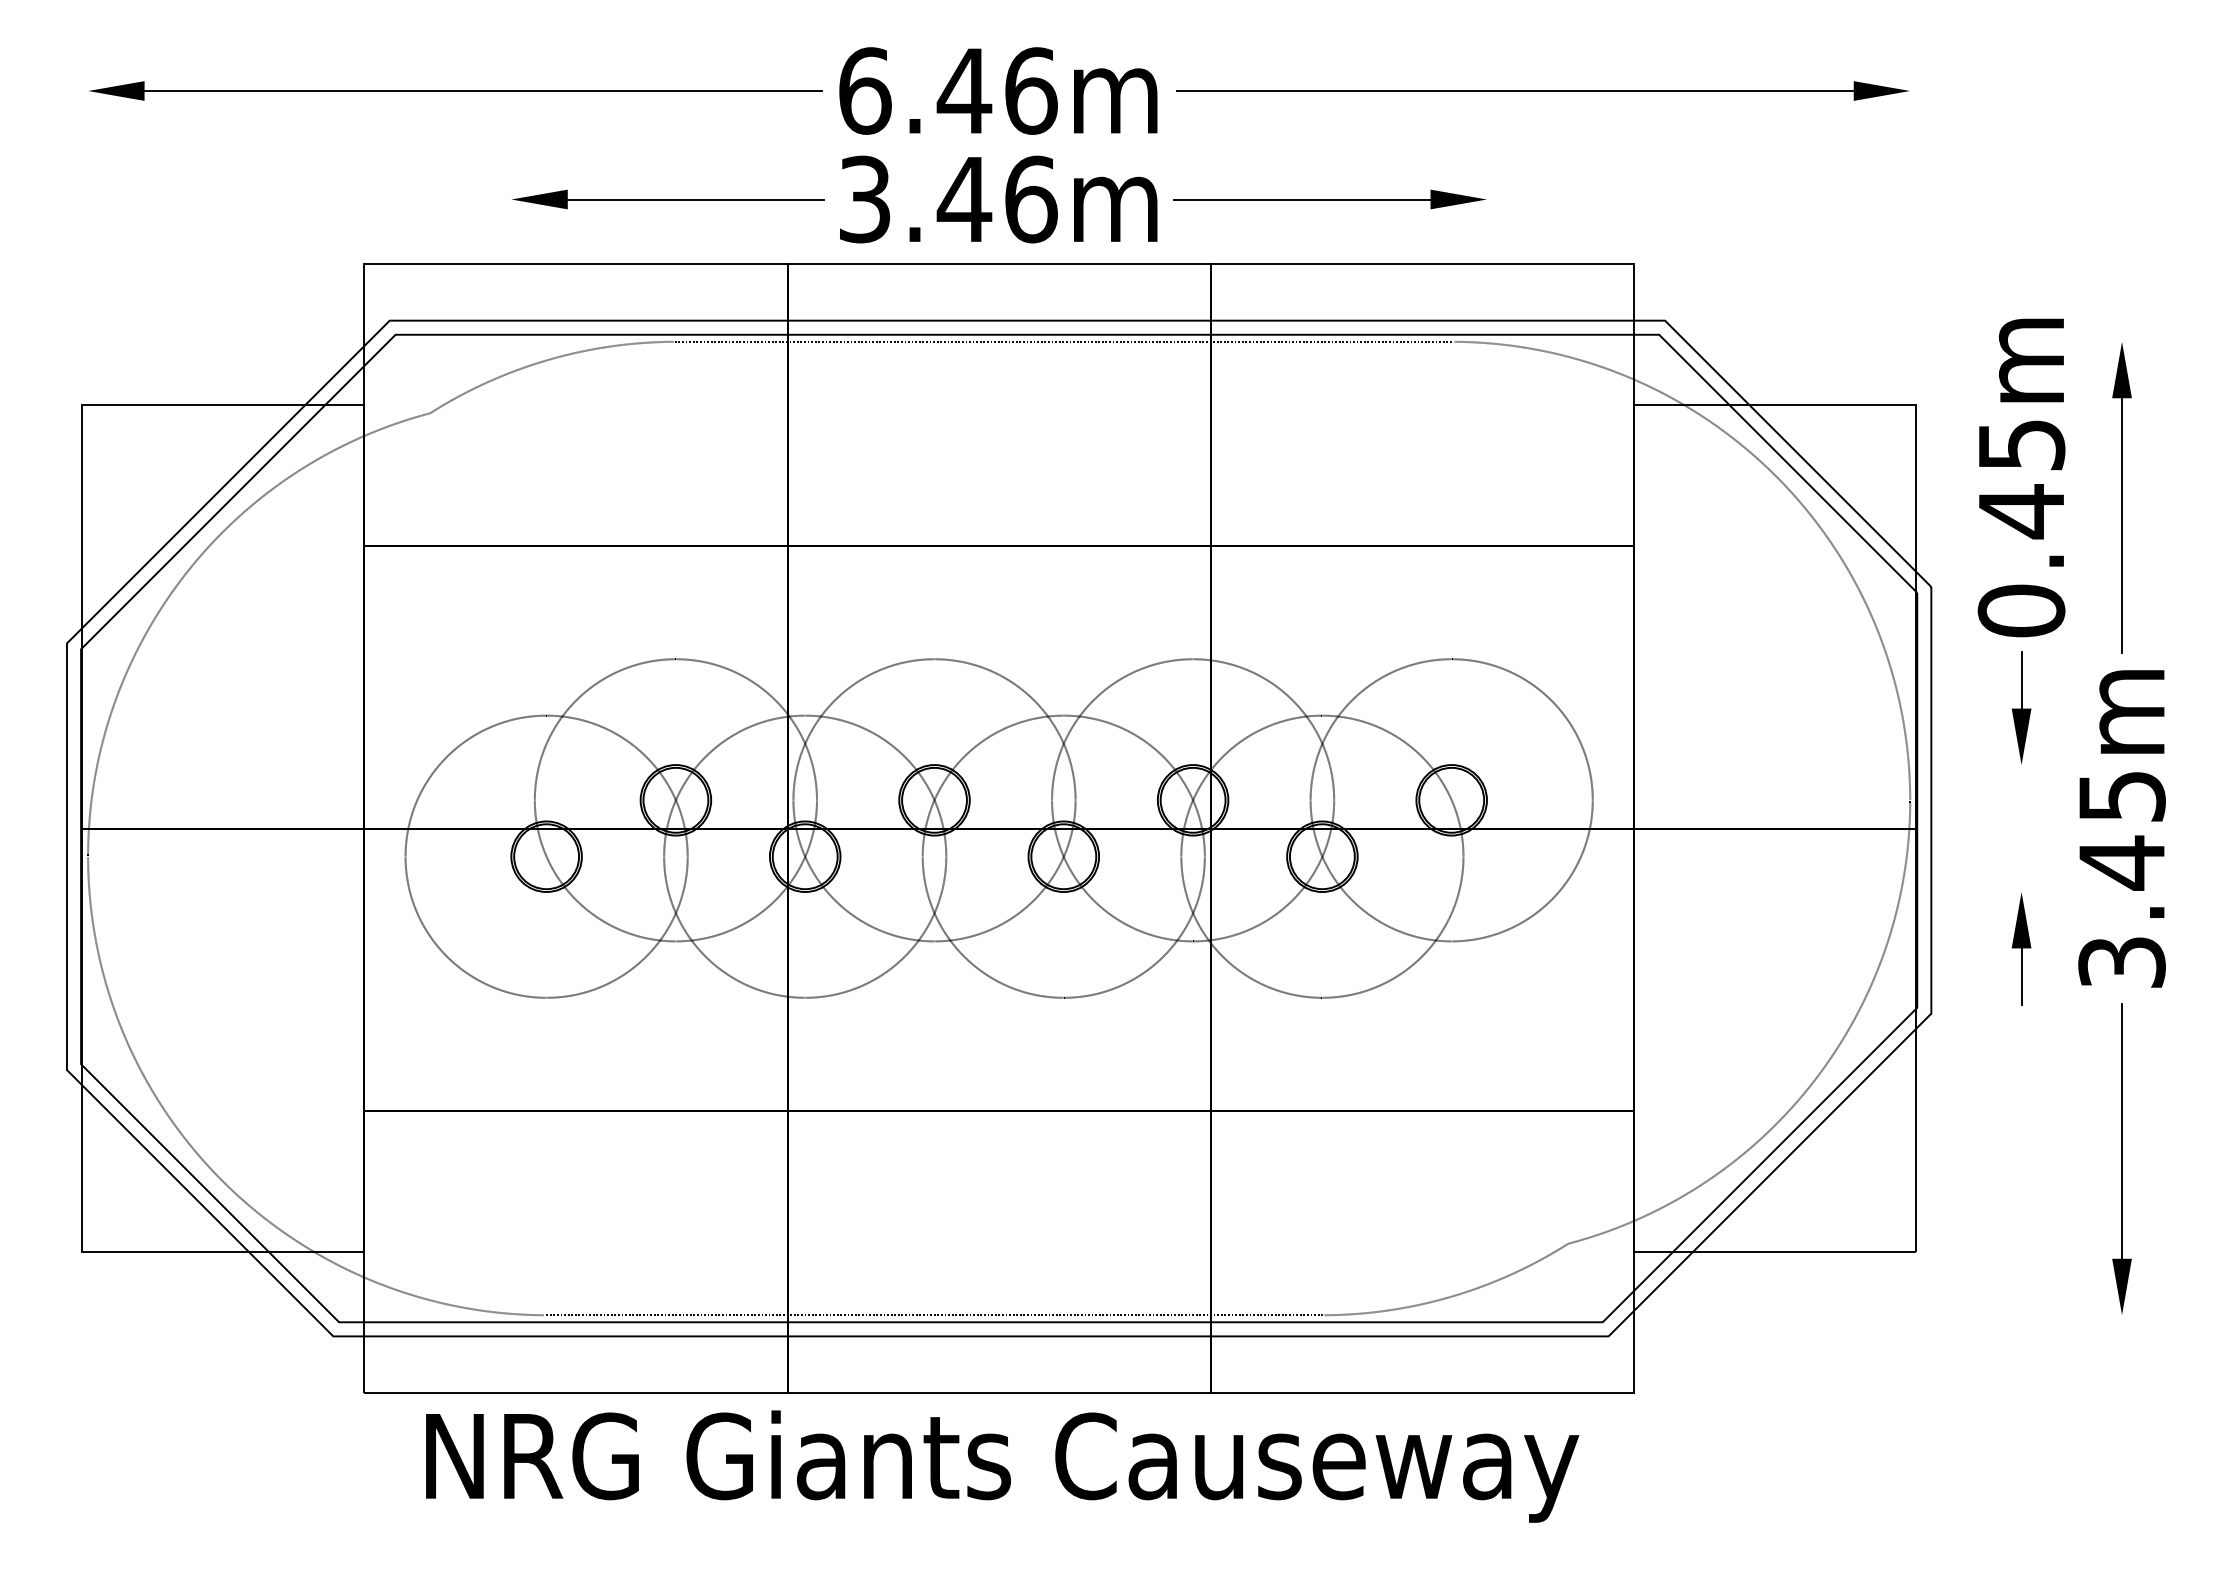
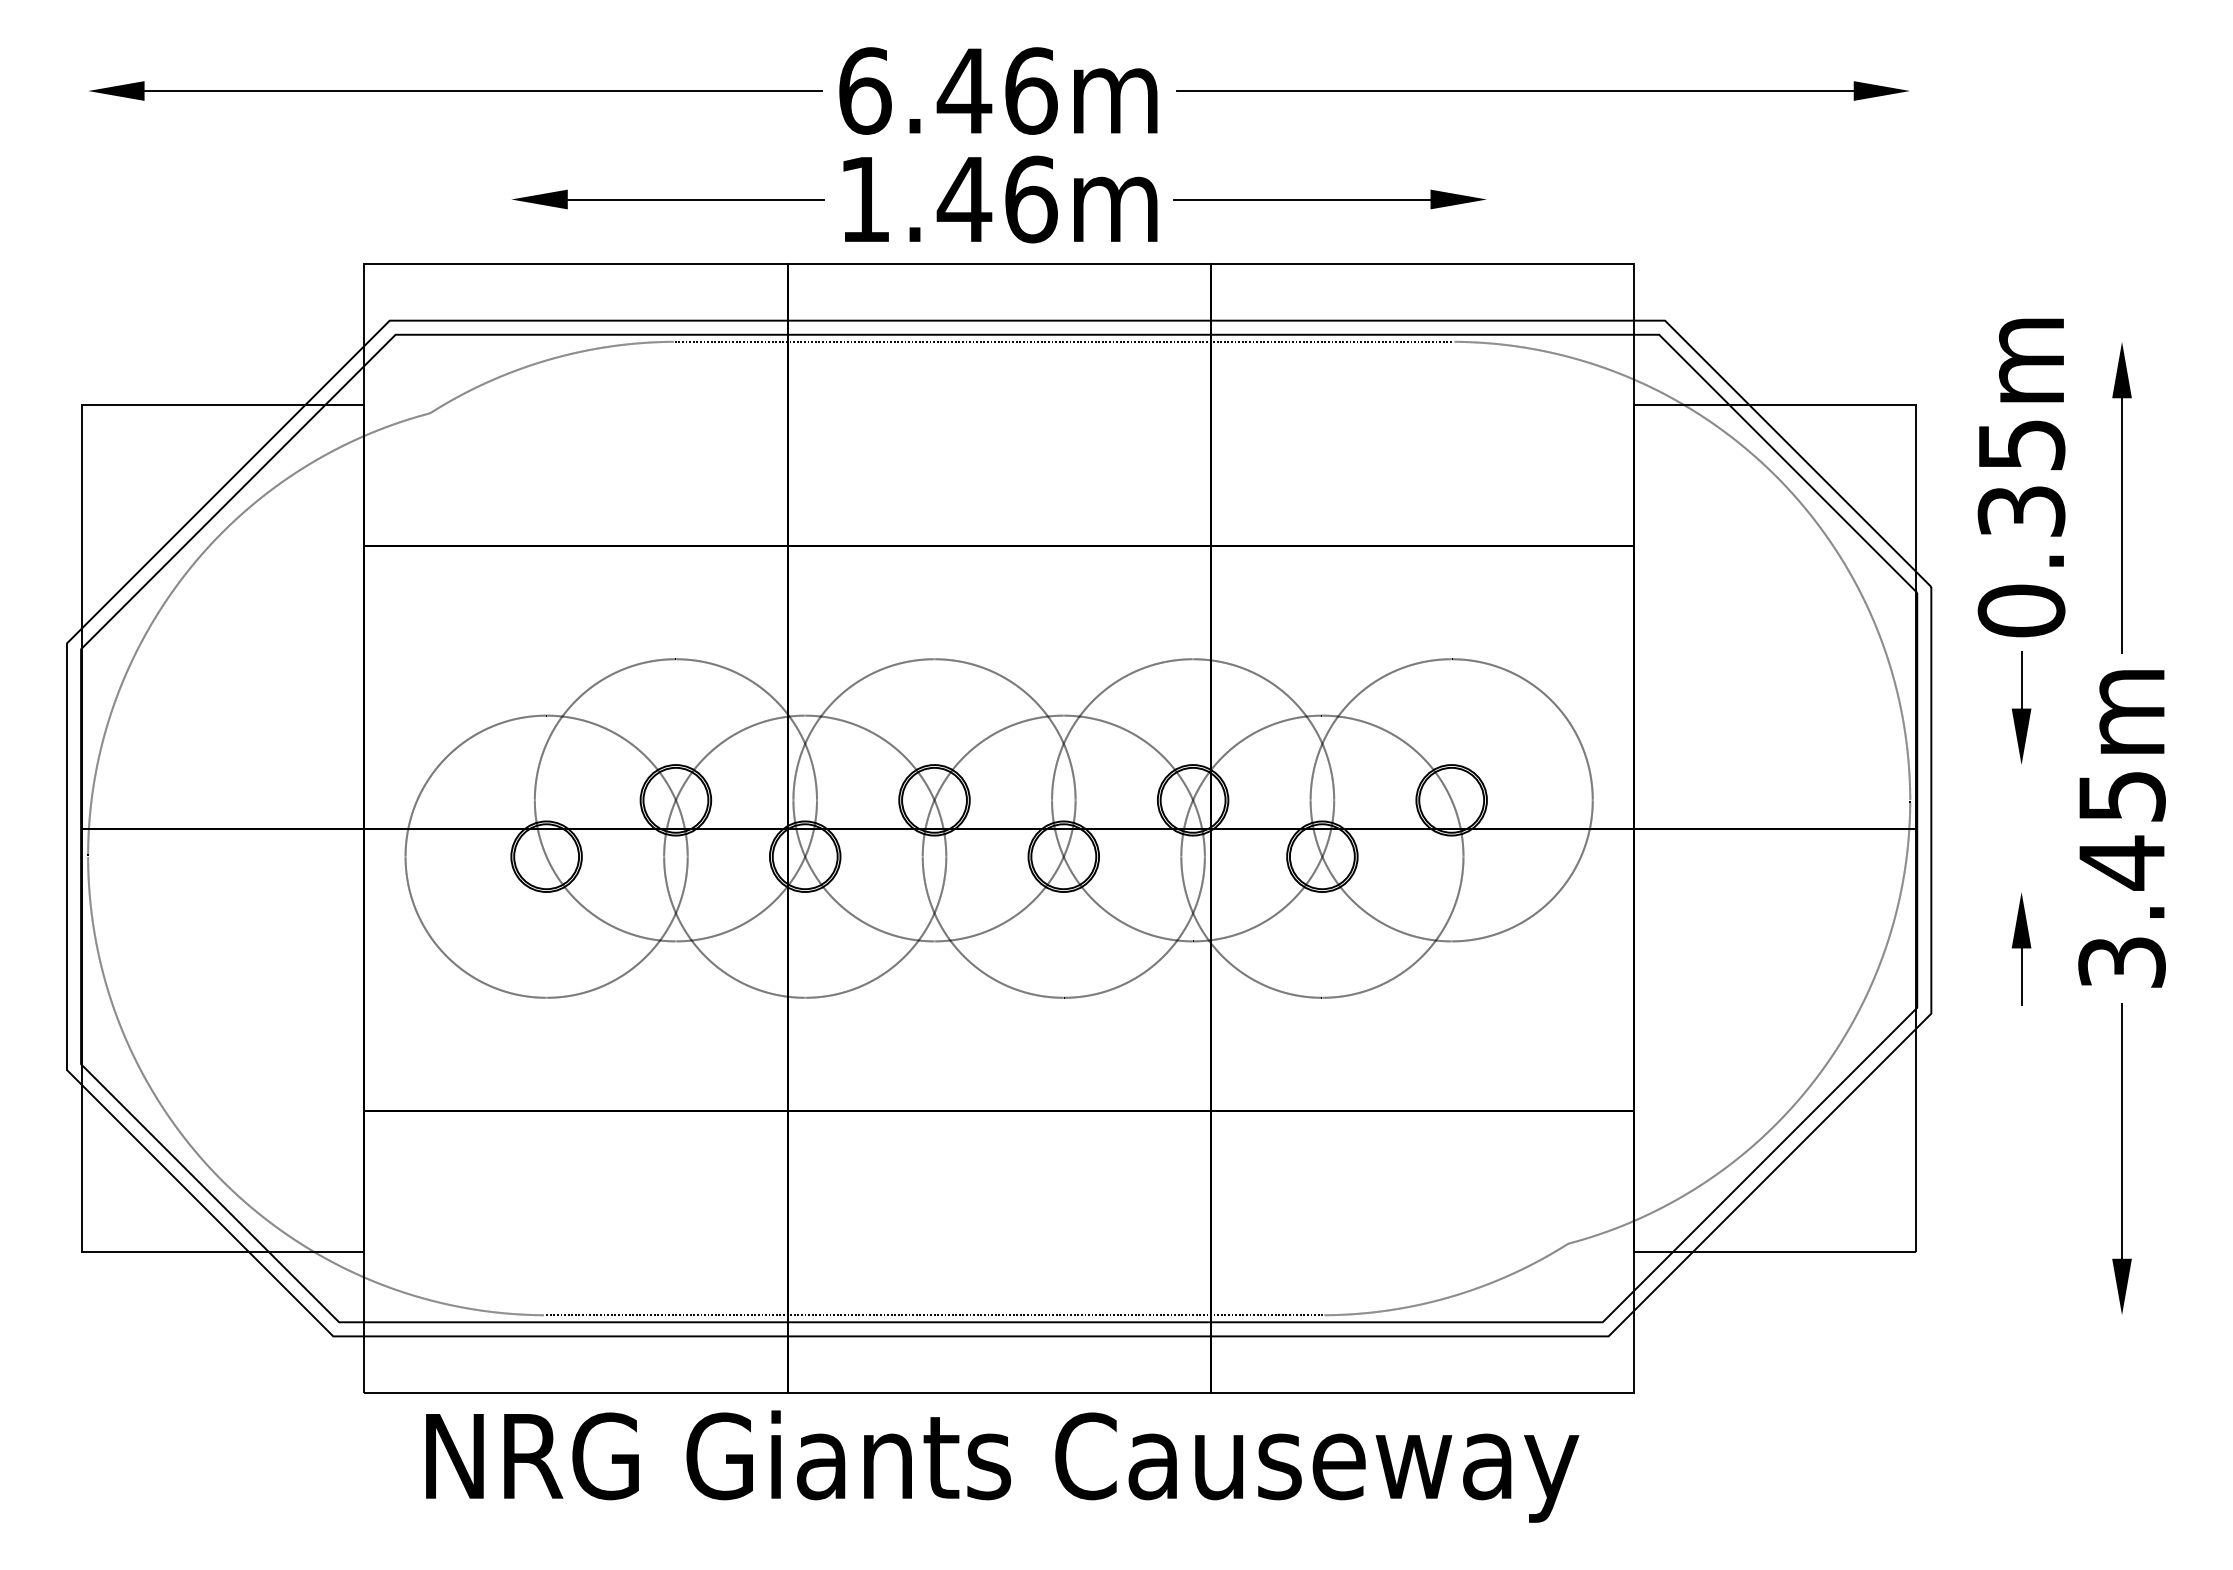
text: 3.46m -> 1.46m (865, 199)
text: 0.45m -> 0.35m (2021, 511)
